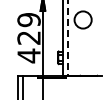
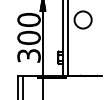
text: 429 -> 300 (28, 37)
line: dashed -> solid (67, 38)
